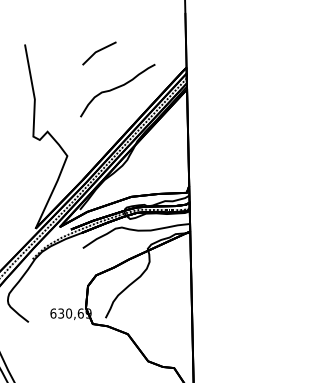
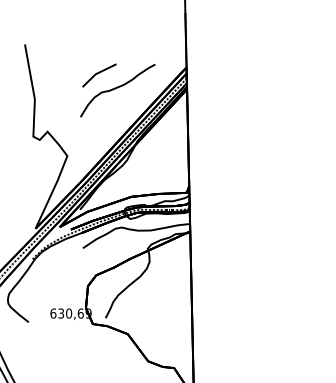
line position: (99, 51) -> (99, 73) (99, 73)
